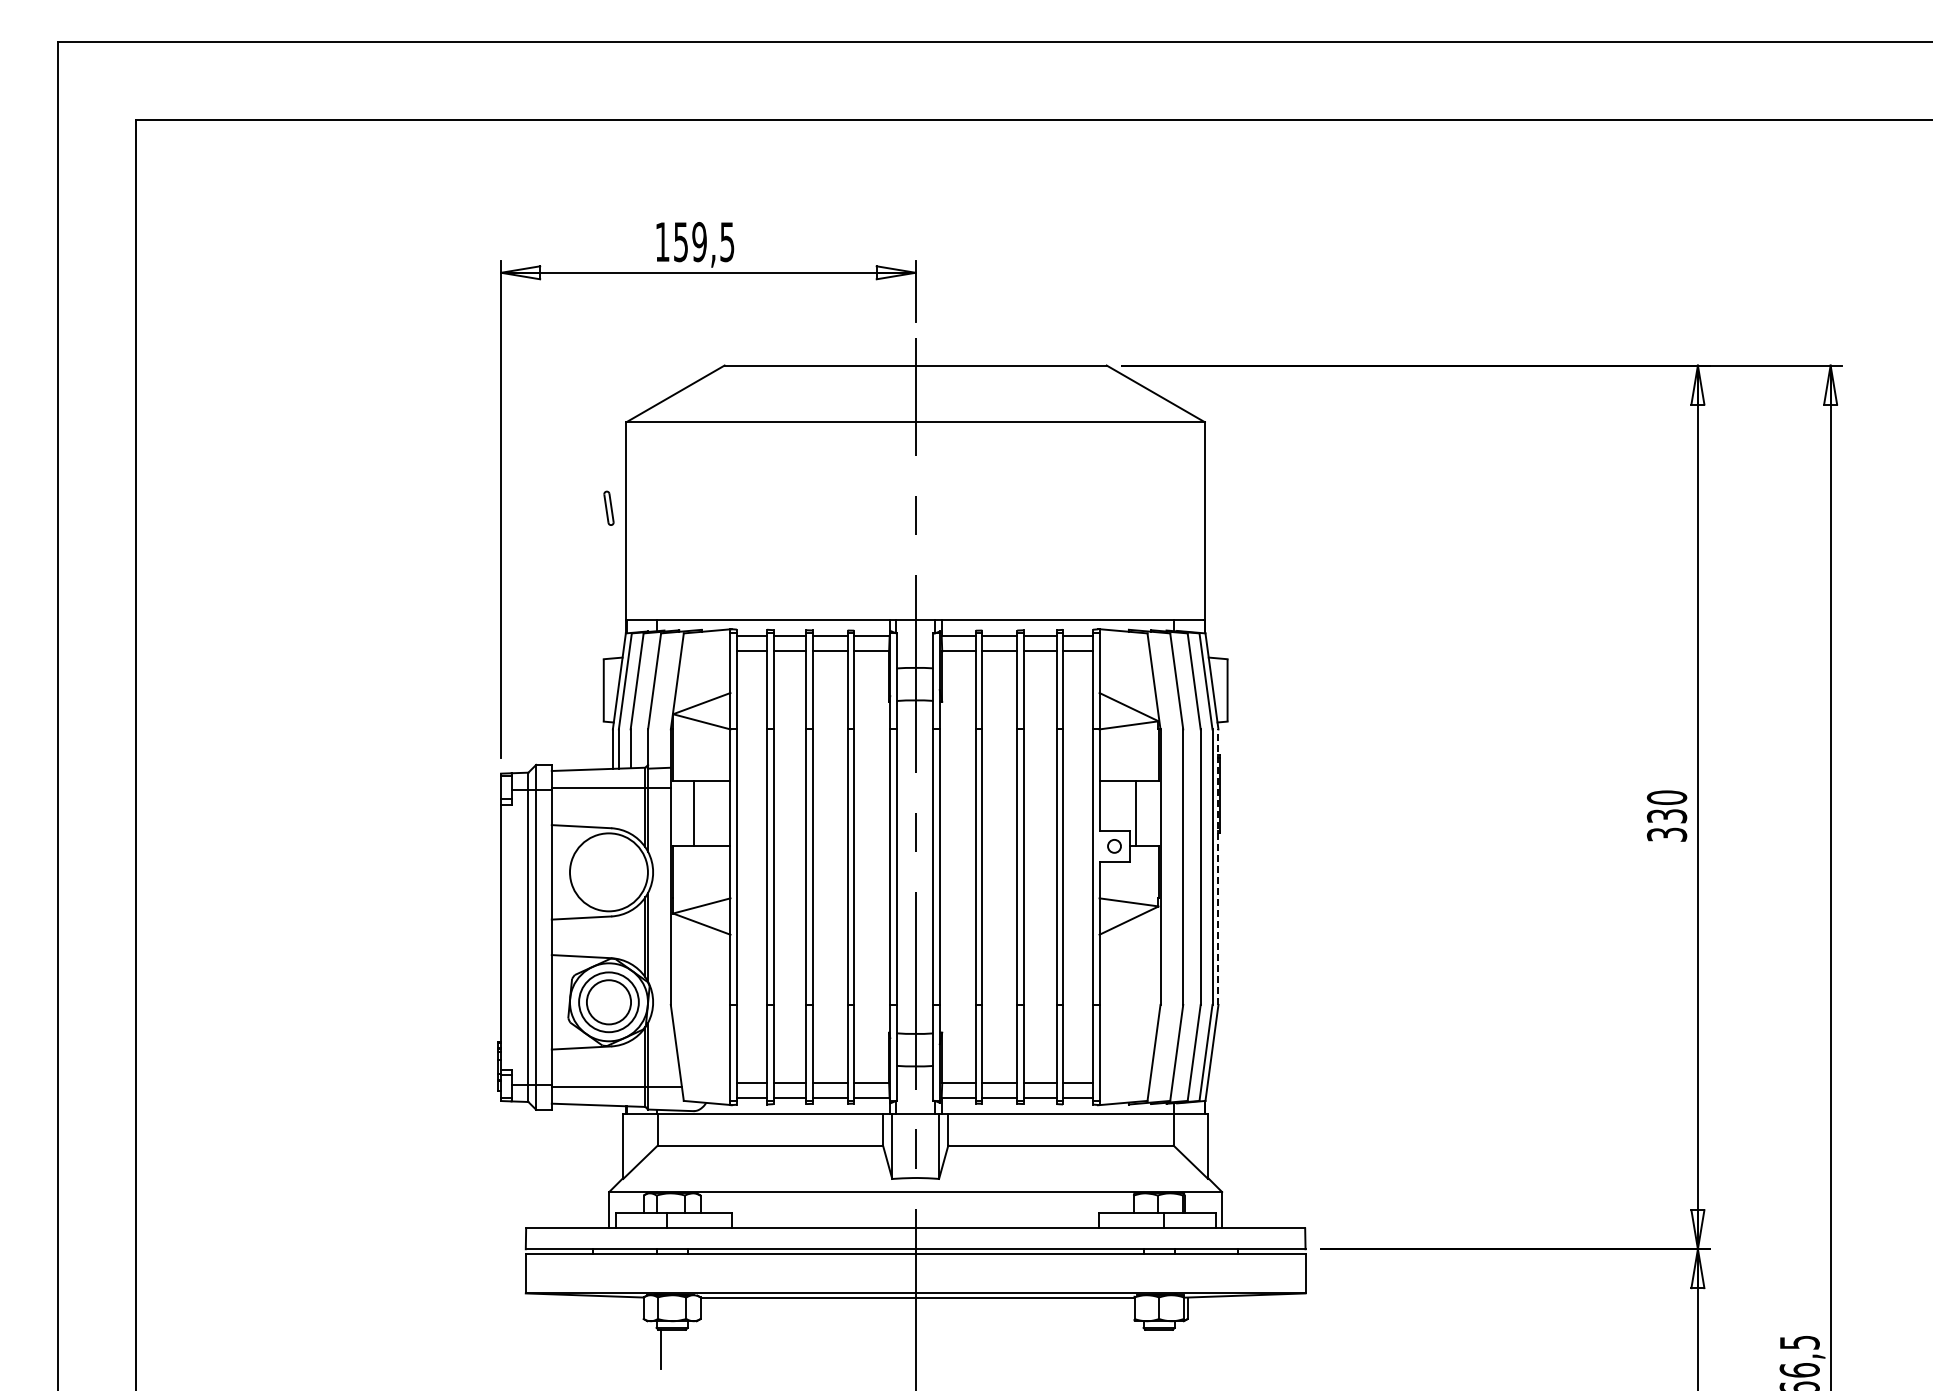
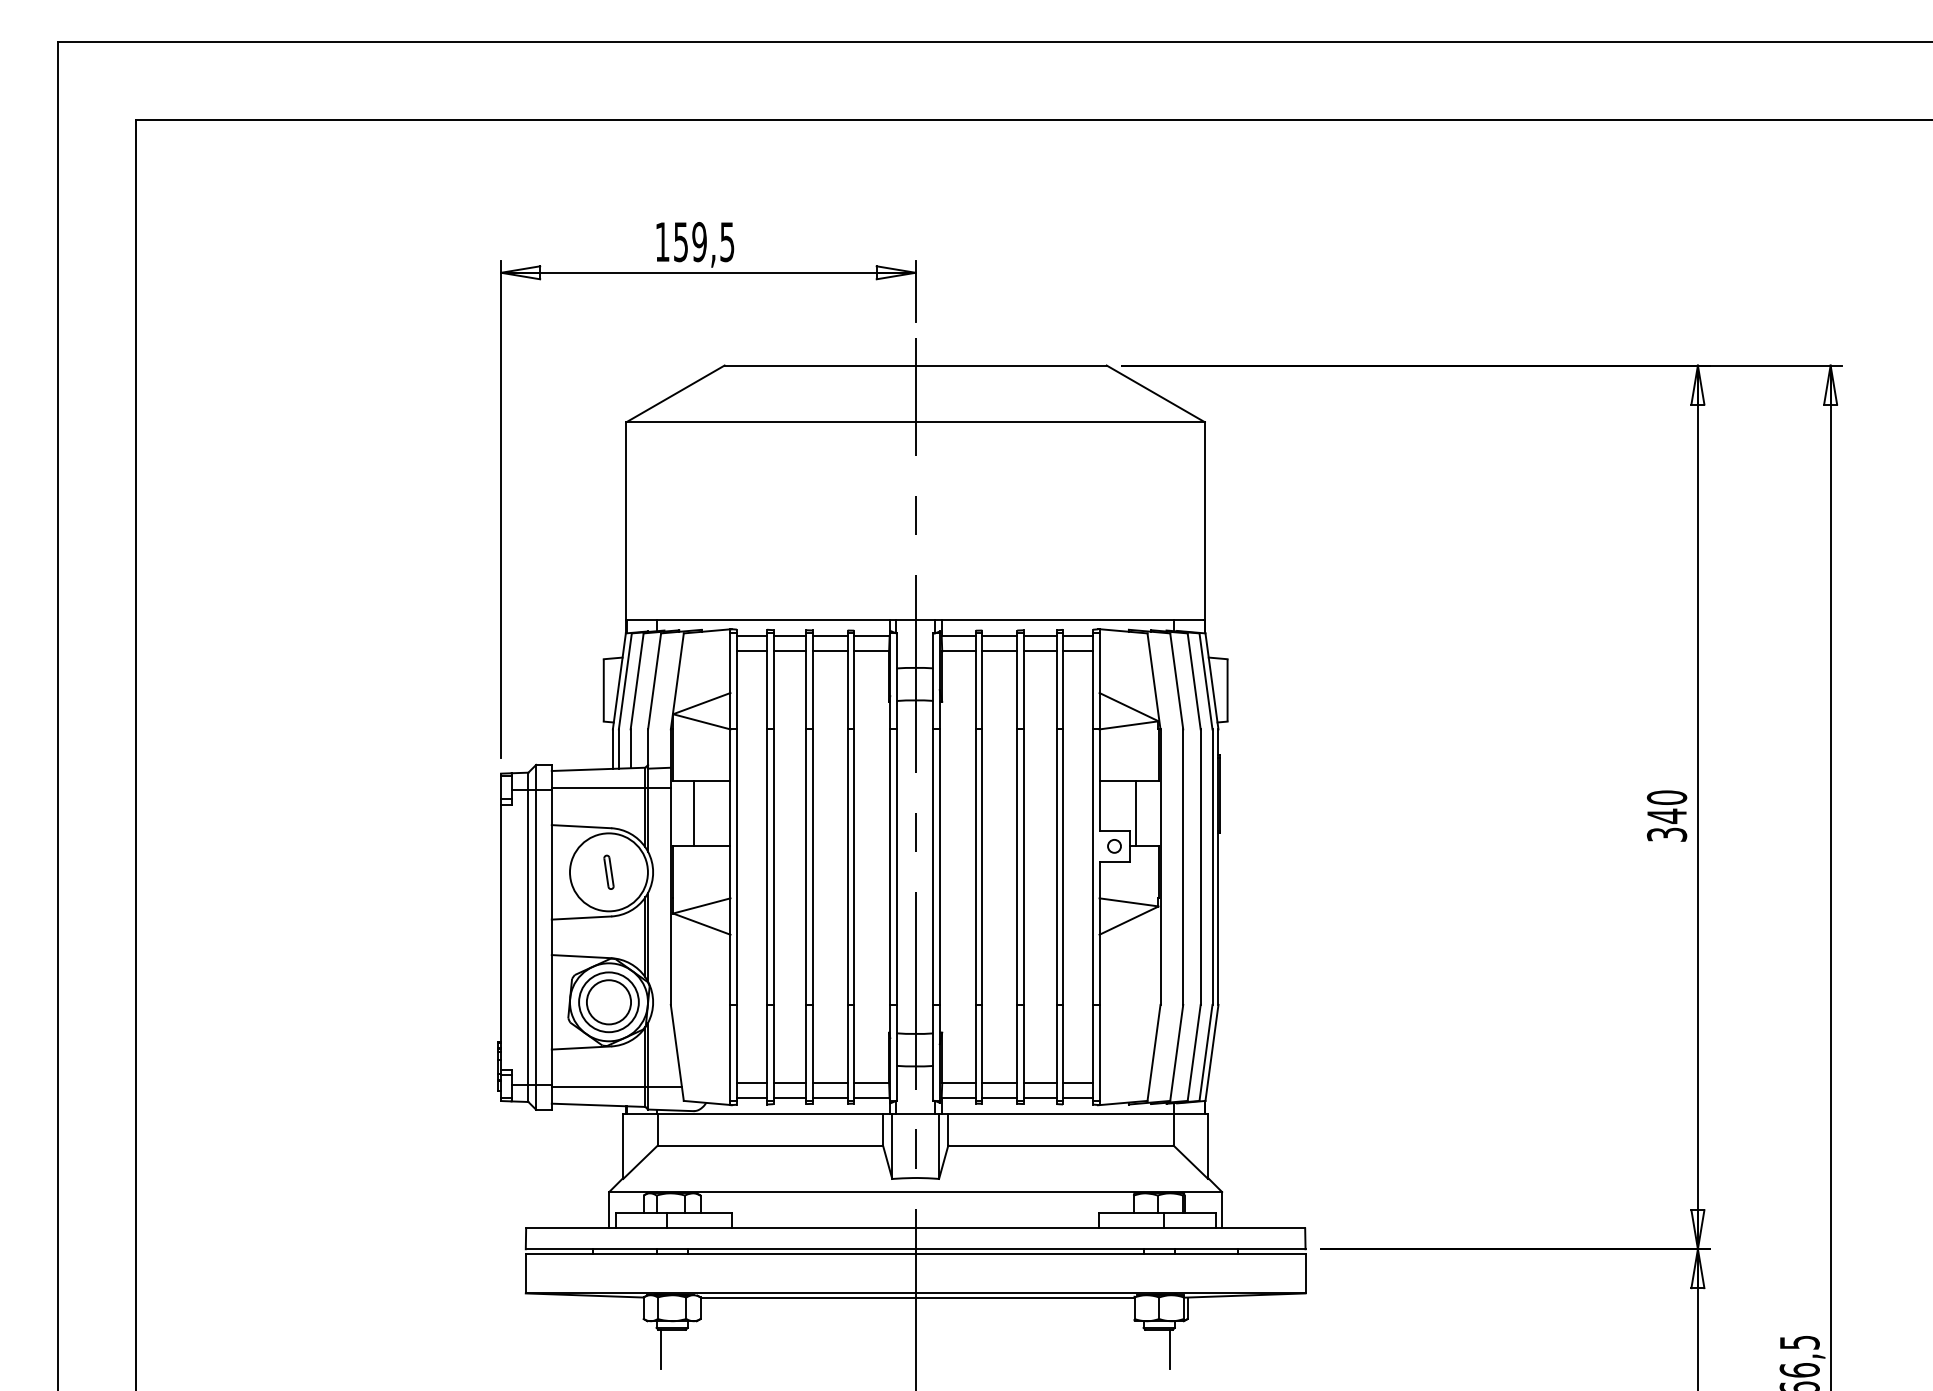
part position: (608, 507) -> (608, 871) (608, 871)
text: 330 -> 340 (1666, 816)
line: dashed -> solid (1218, 867)
line: none -> present (1170, 1348)
